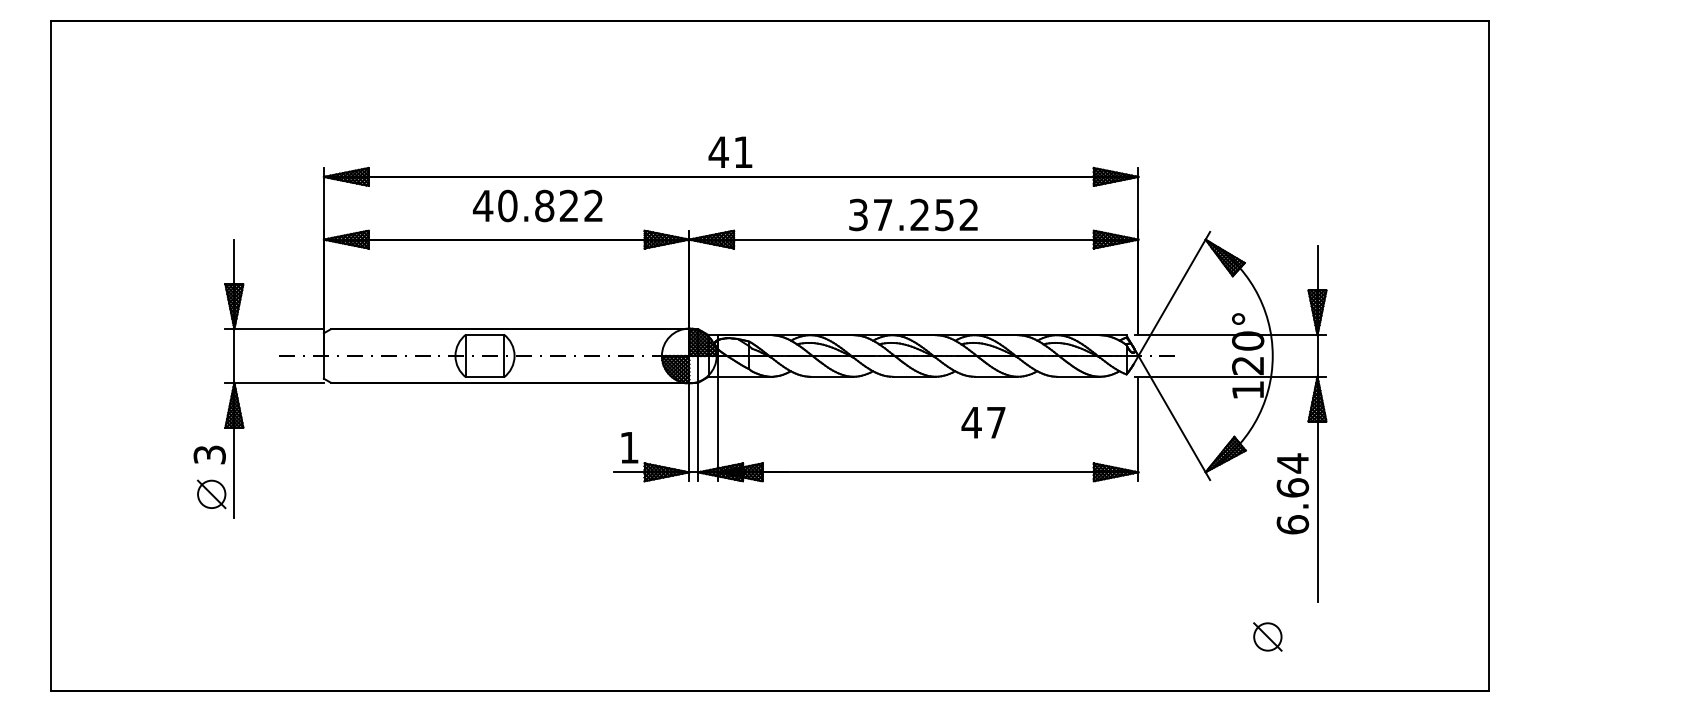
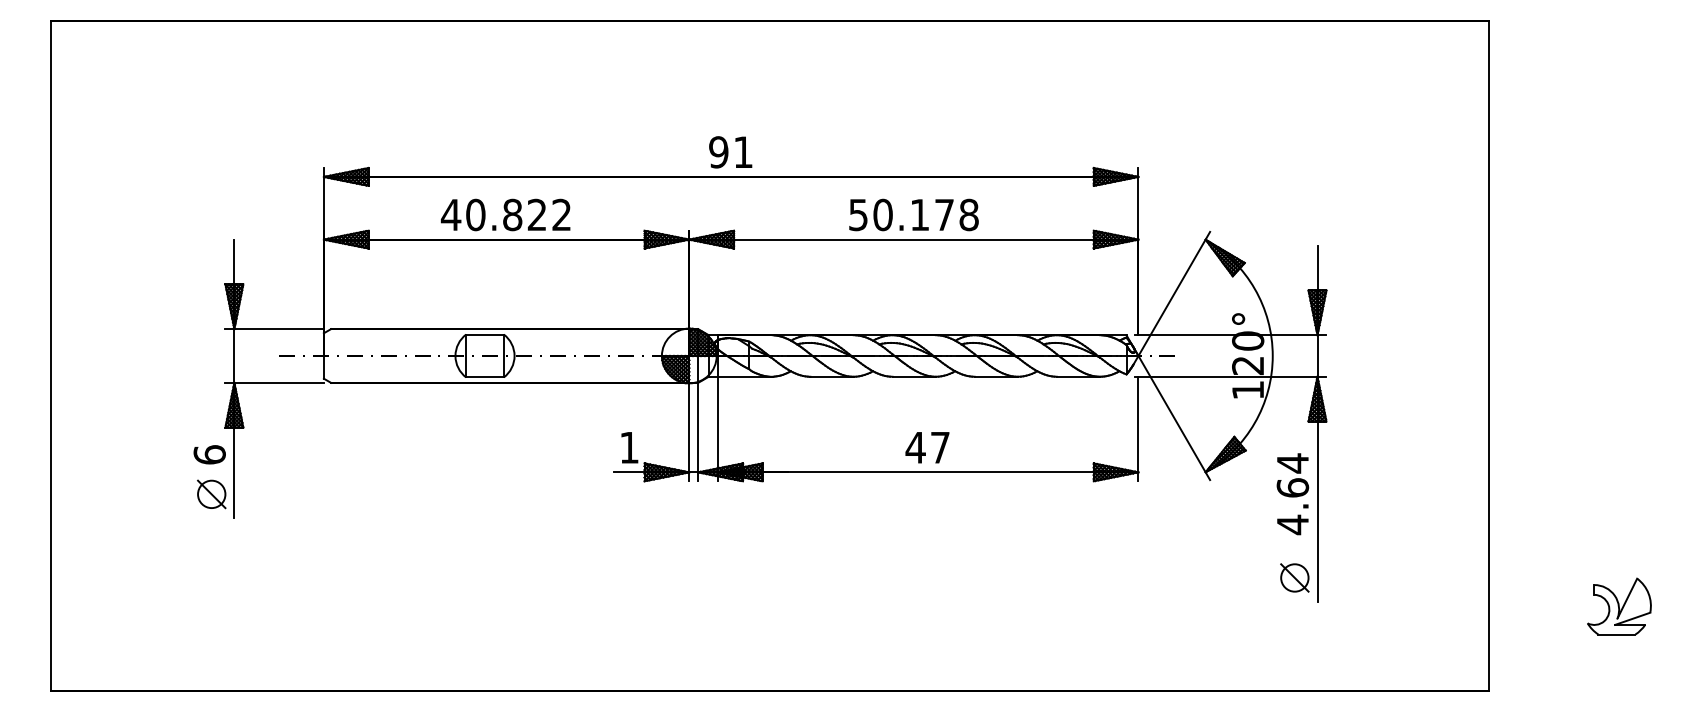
text: 41 -> 91 (718, 152)
text position: (537, 205) -> (505, 214) (505, 214)
text: 37.252 -> 50.178 (914, 214)
text position: (983, 422) -> (927, 447) (927, 447)
text: 3 -> 6 (209, 454)
text: 6.64 -> 4.64 (1292, 524)
part: none -> present (1619, 606)
part position: (1267, 636) -> (1294, 577) (1294, 577)
